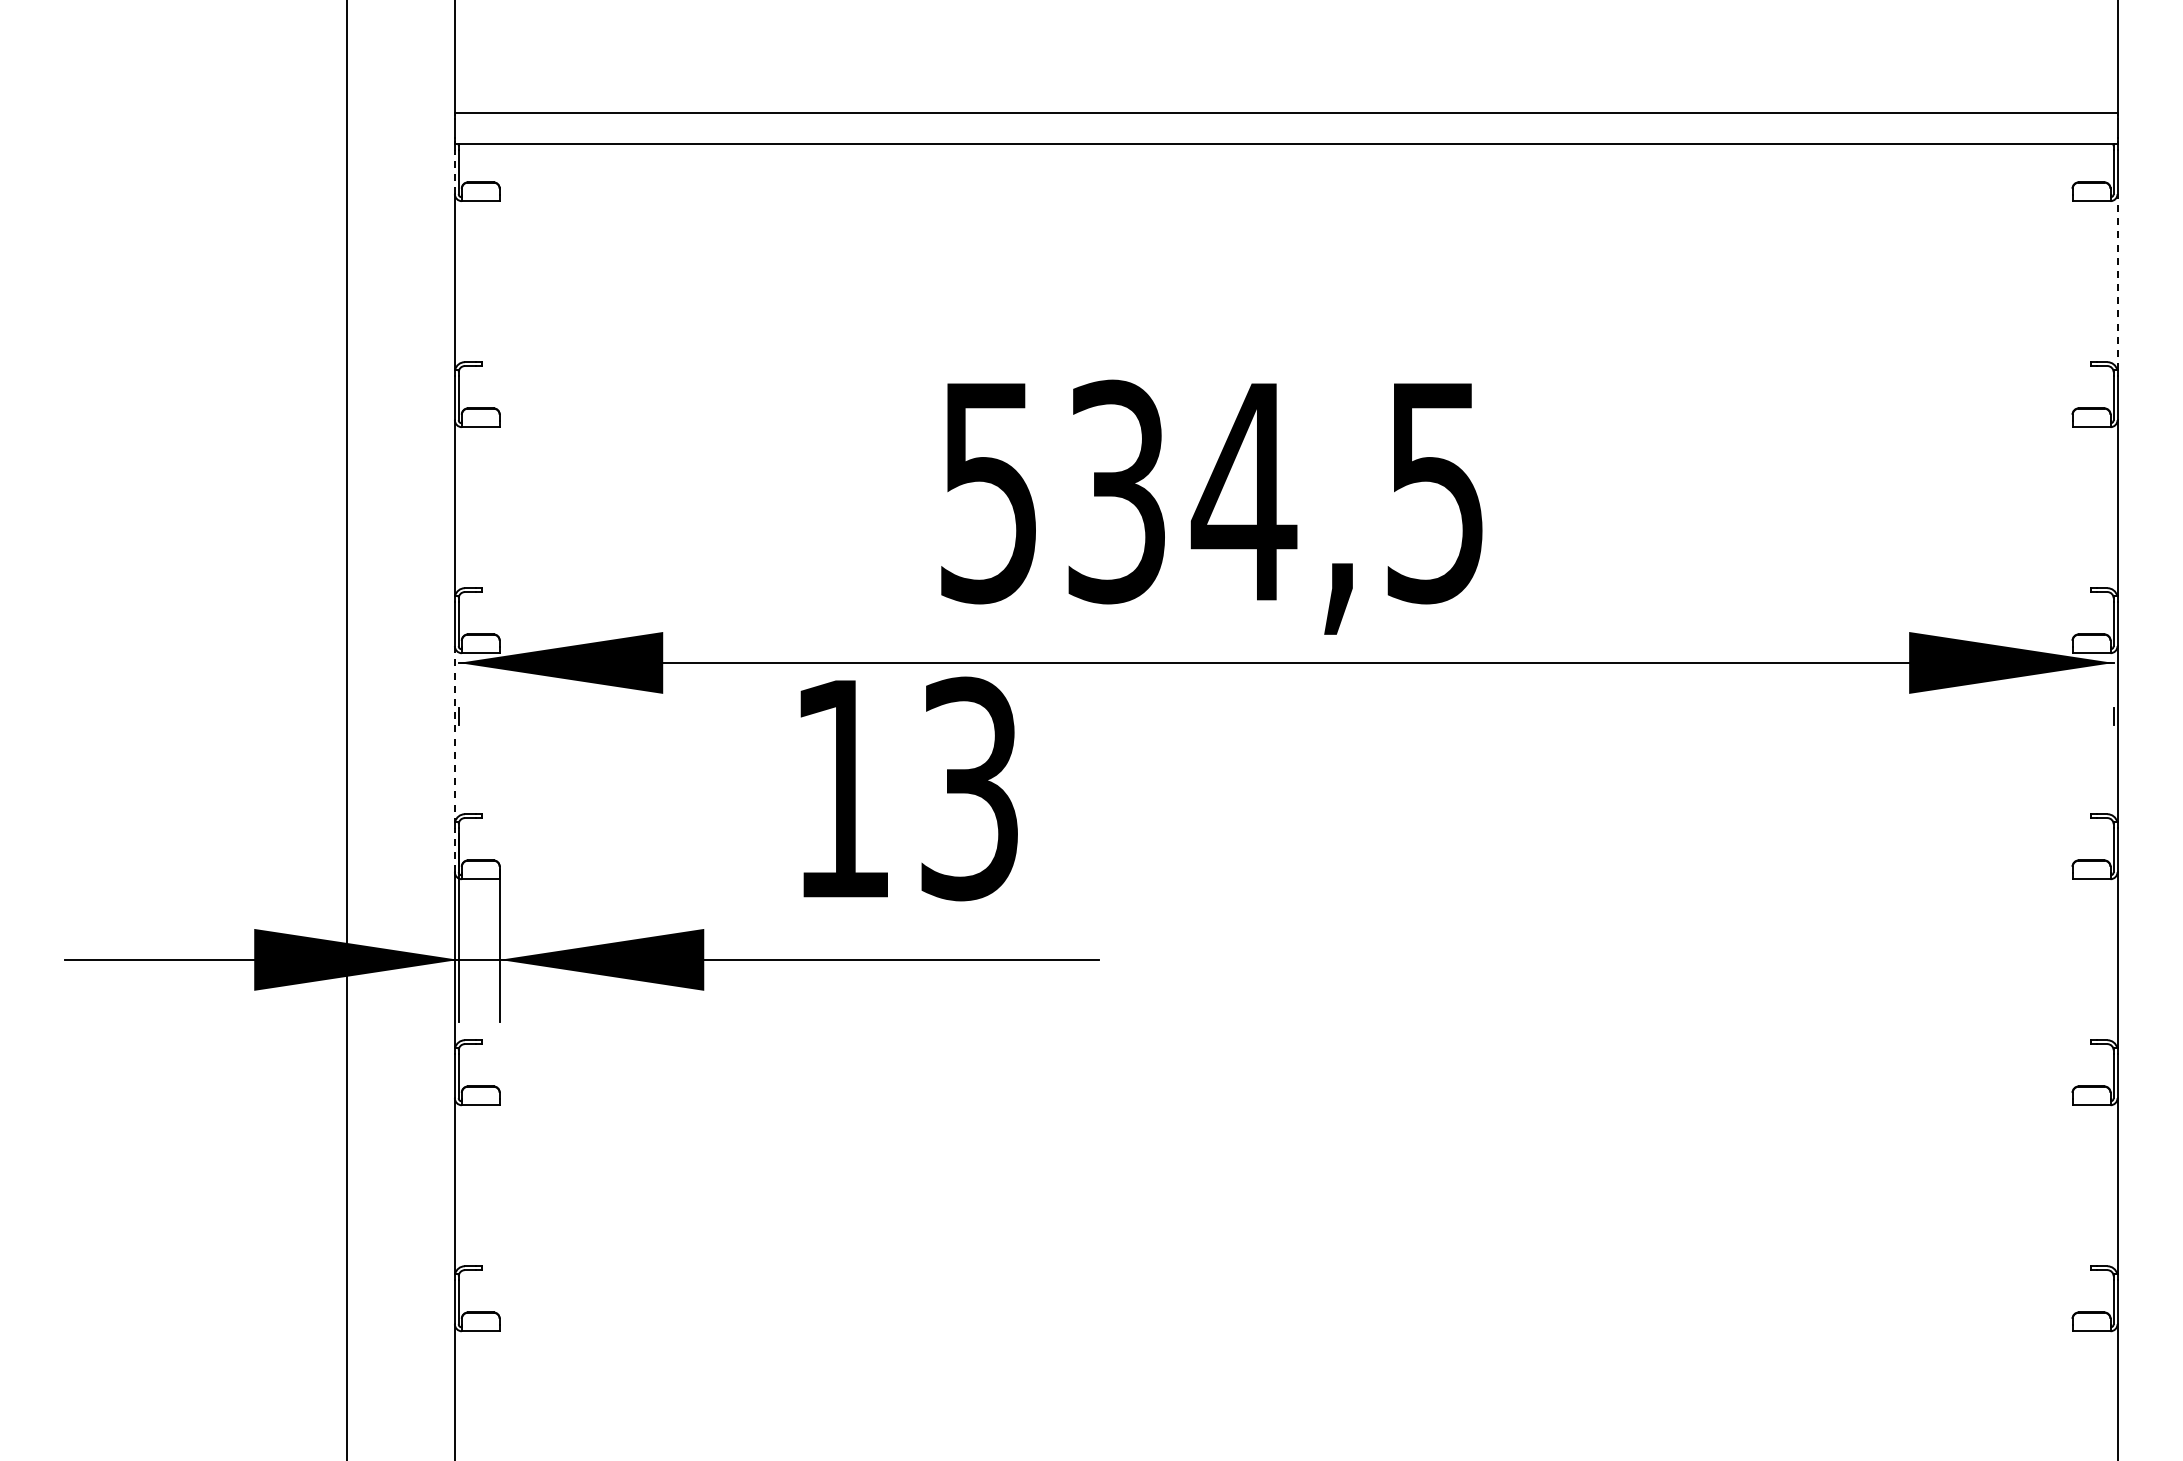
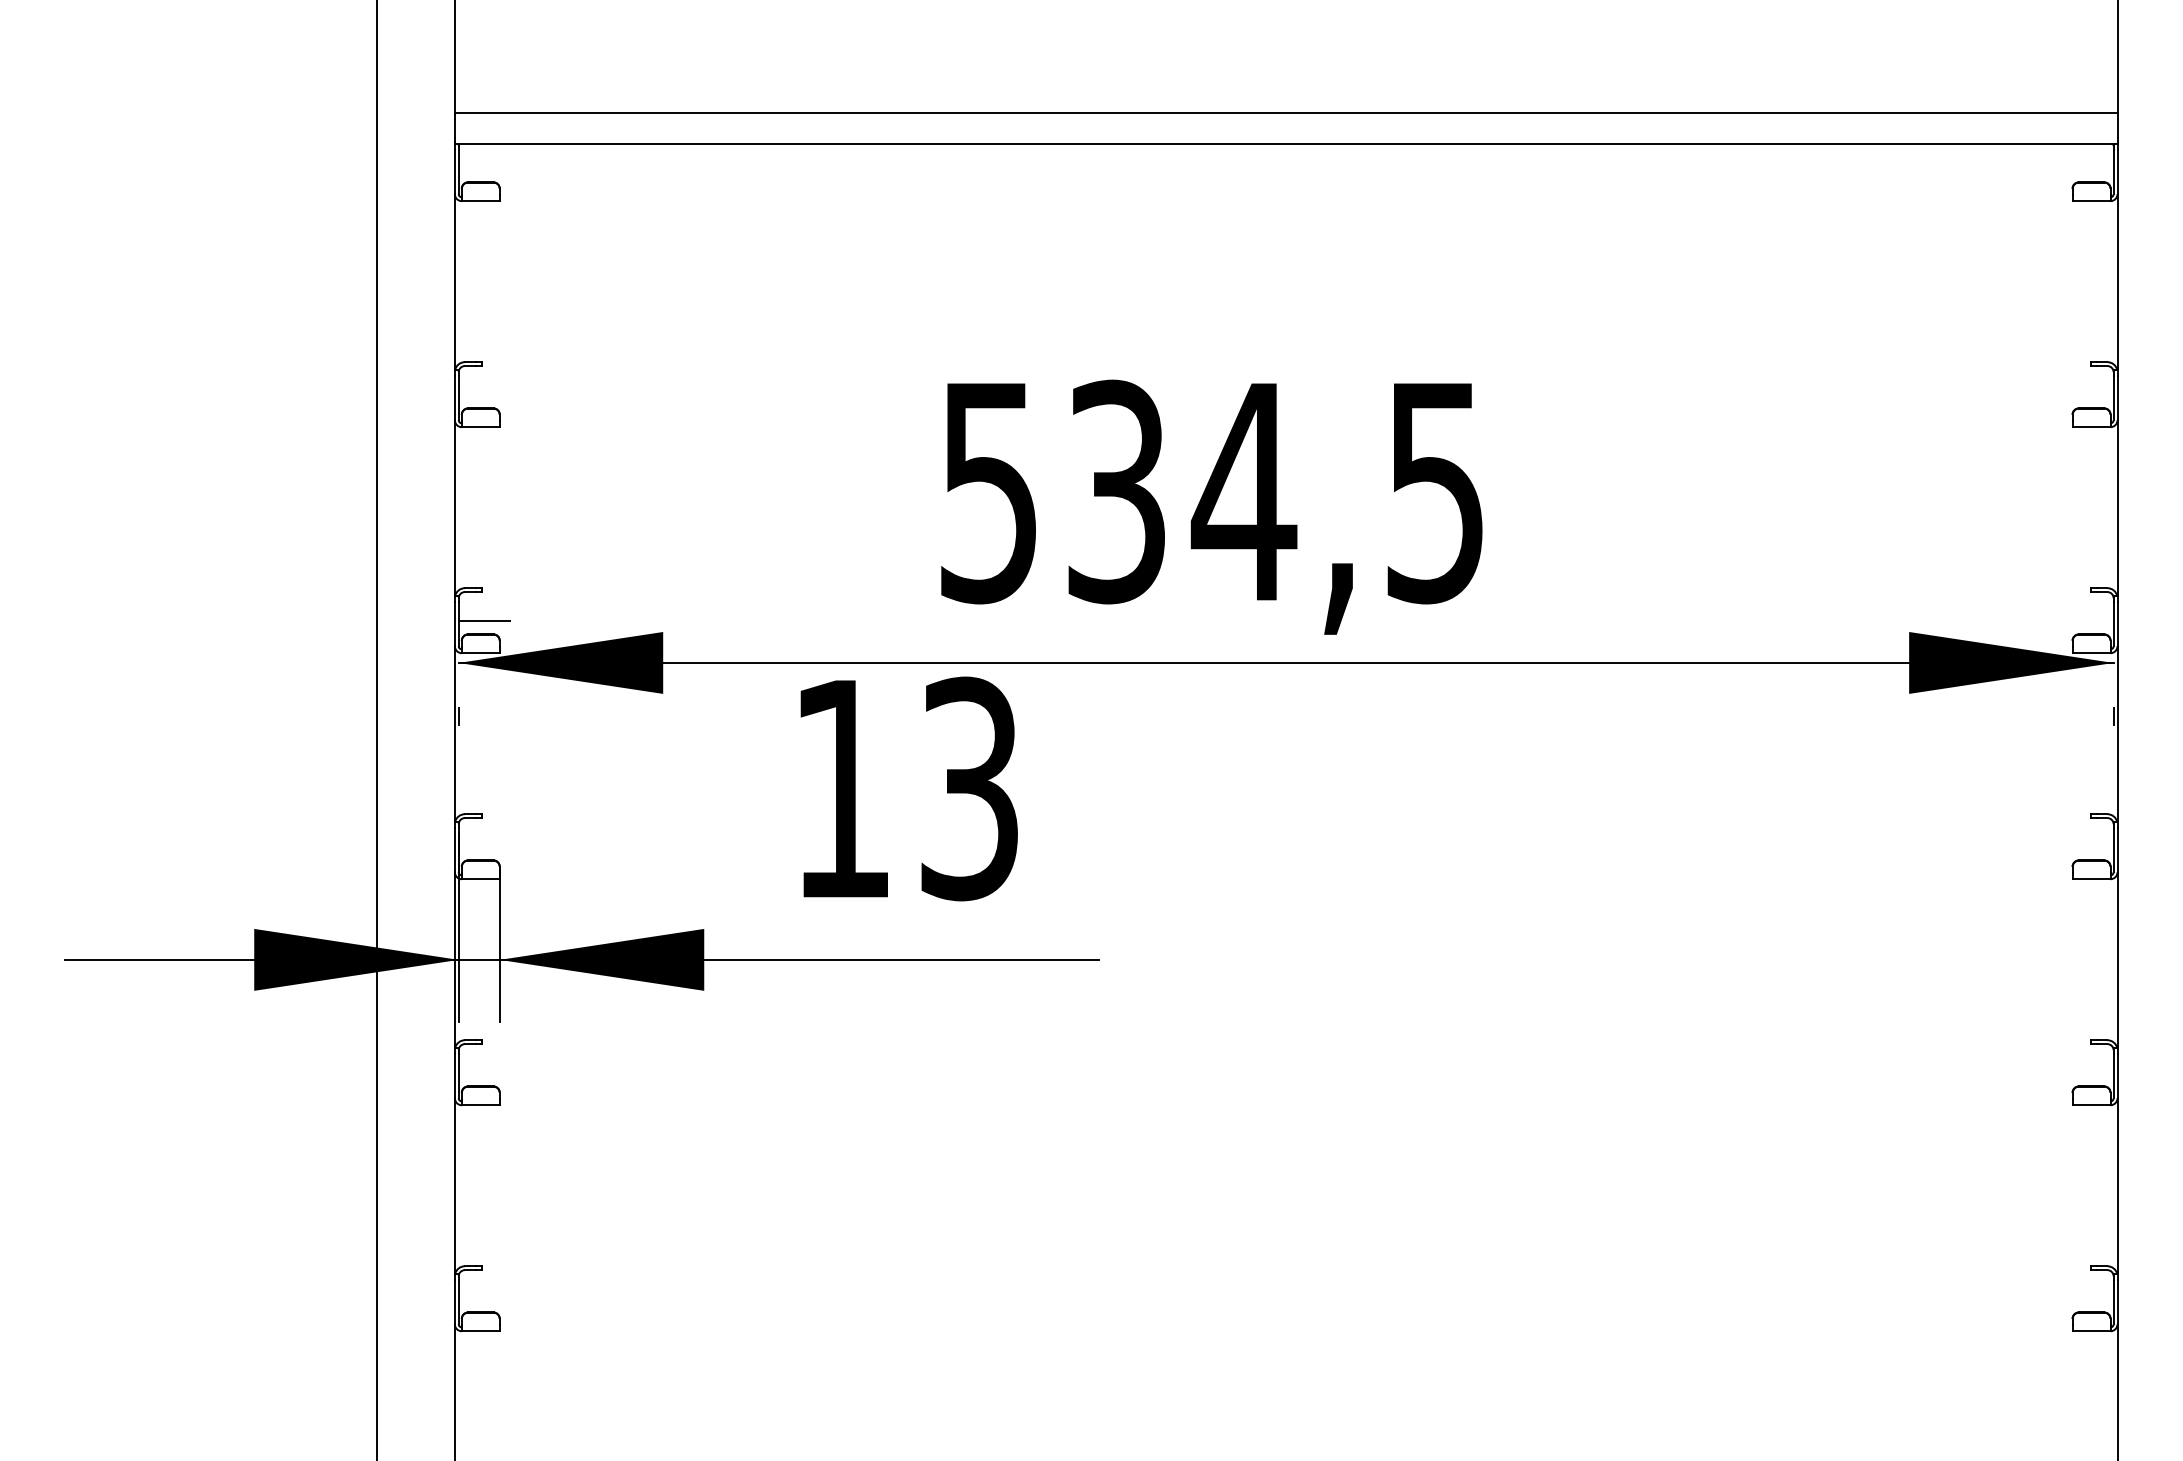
line: dashed -> solid (454, 171)
line: dashed -> solid (2117, 281)
line: none -> present (484, 620)
line position: (347, 729) -> (377, 729) (377, 729)
line: dashed -> solid (454, 734)
line: dashed -> solid (454, 849)
